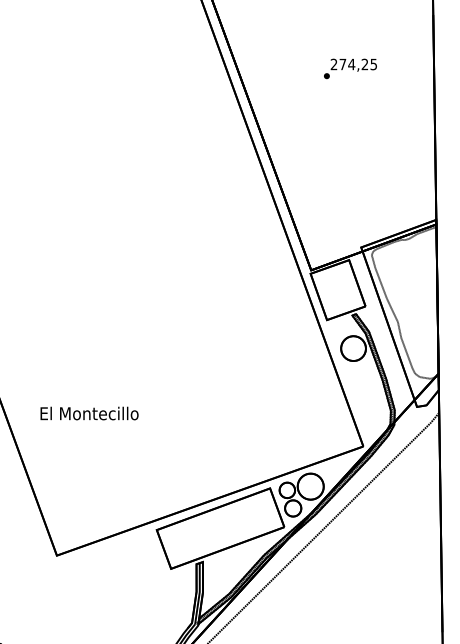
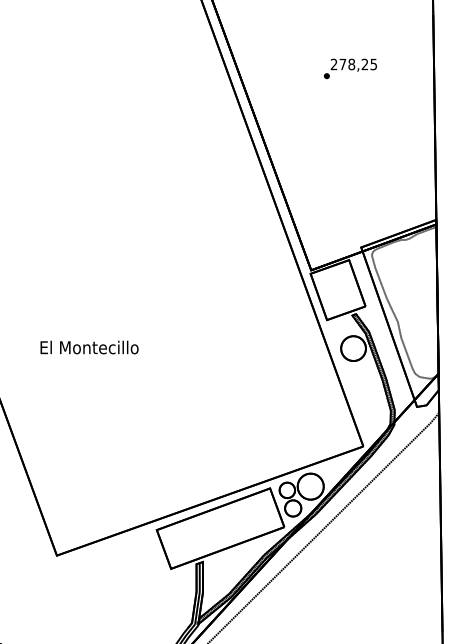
text: 274,25 -> 278,25 (351, 64)
text position: (89, 413) -> (89, 347) (89, 347)
